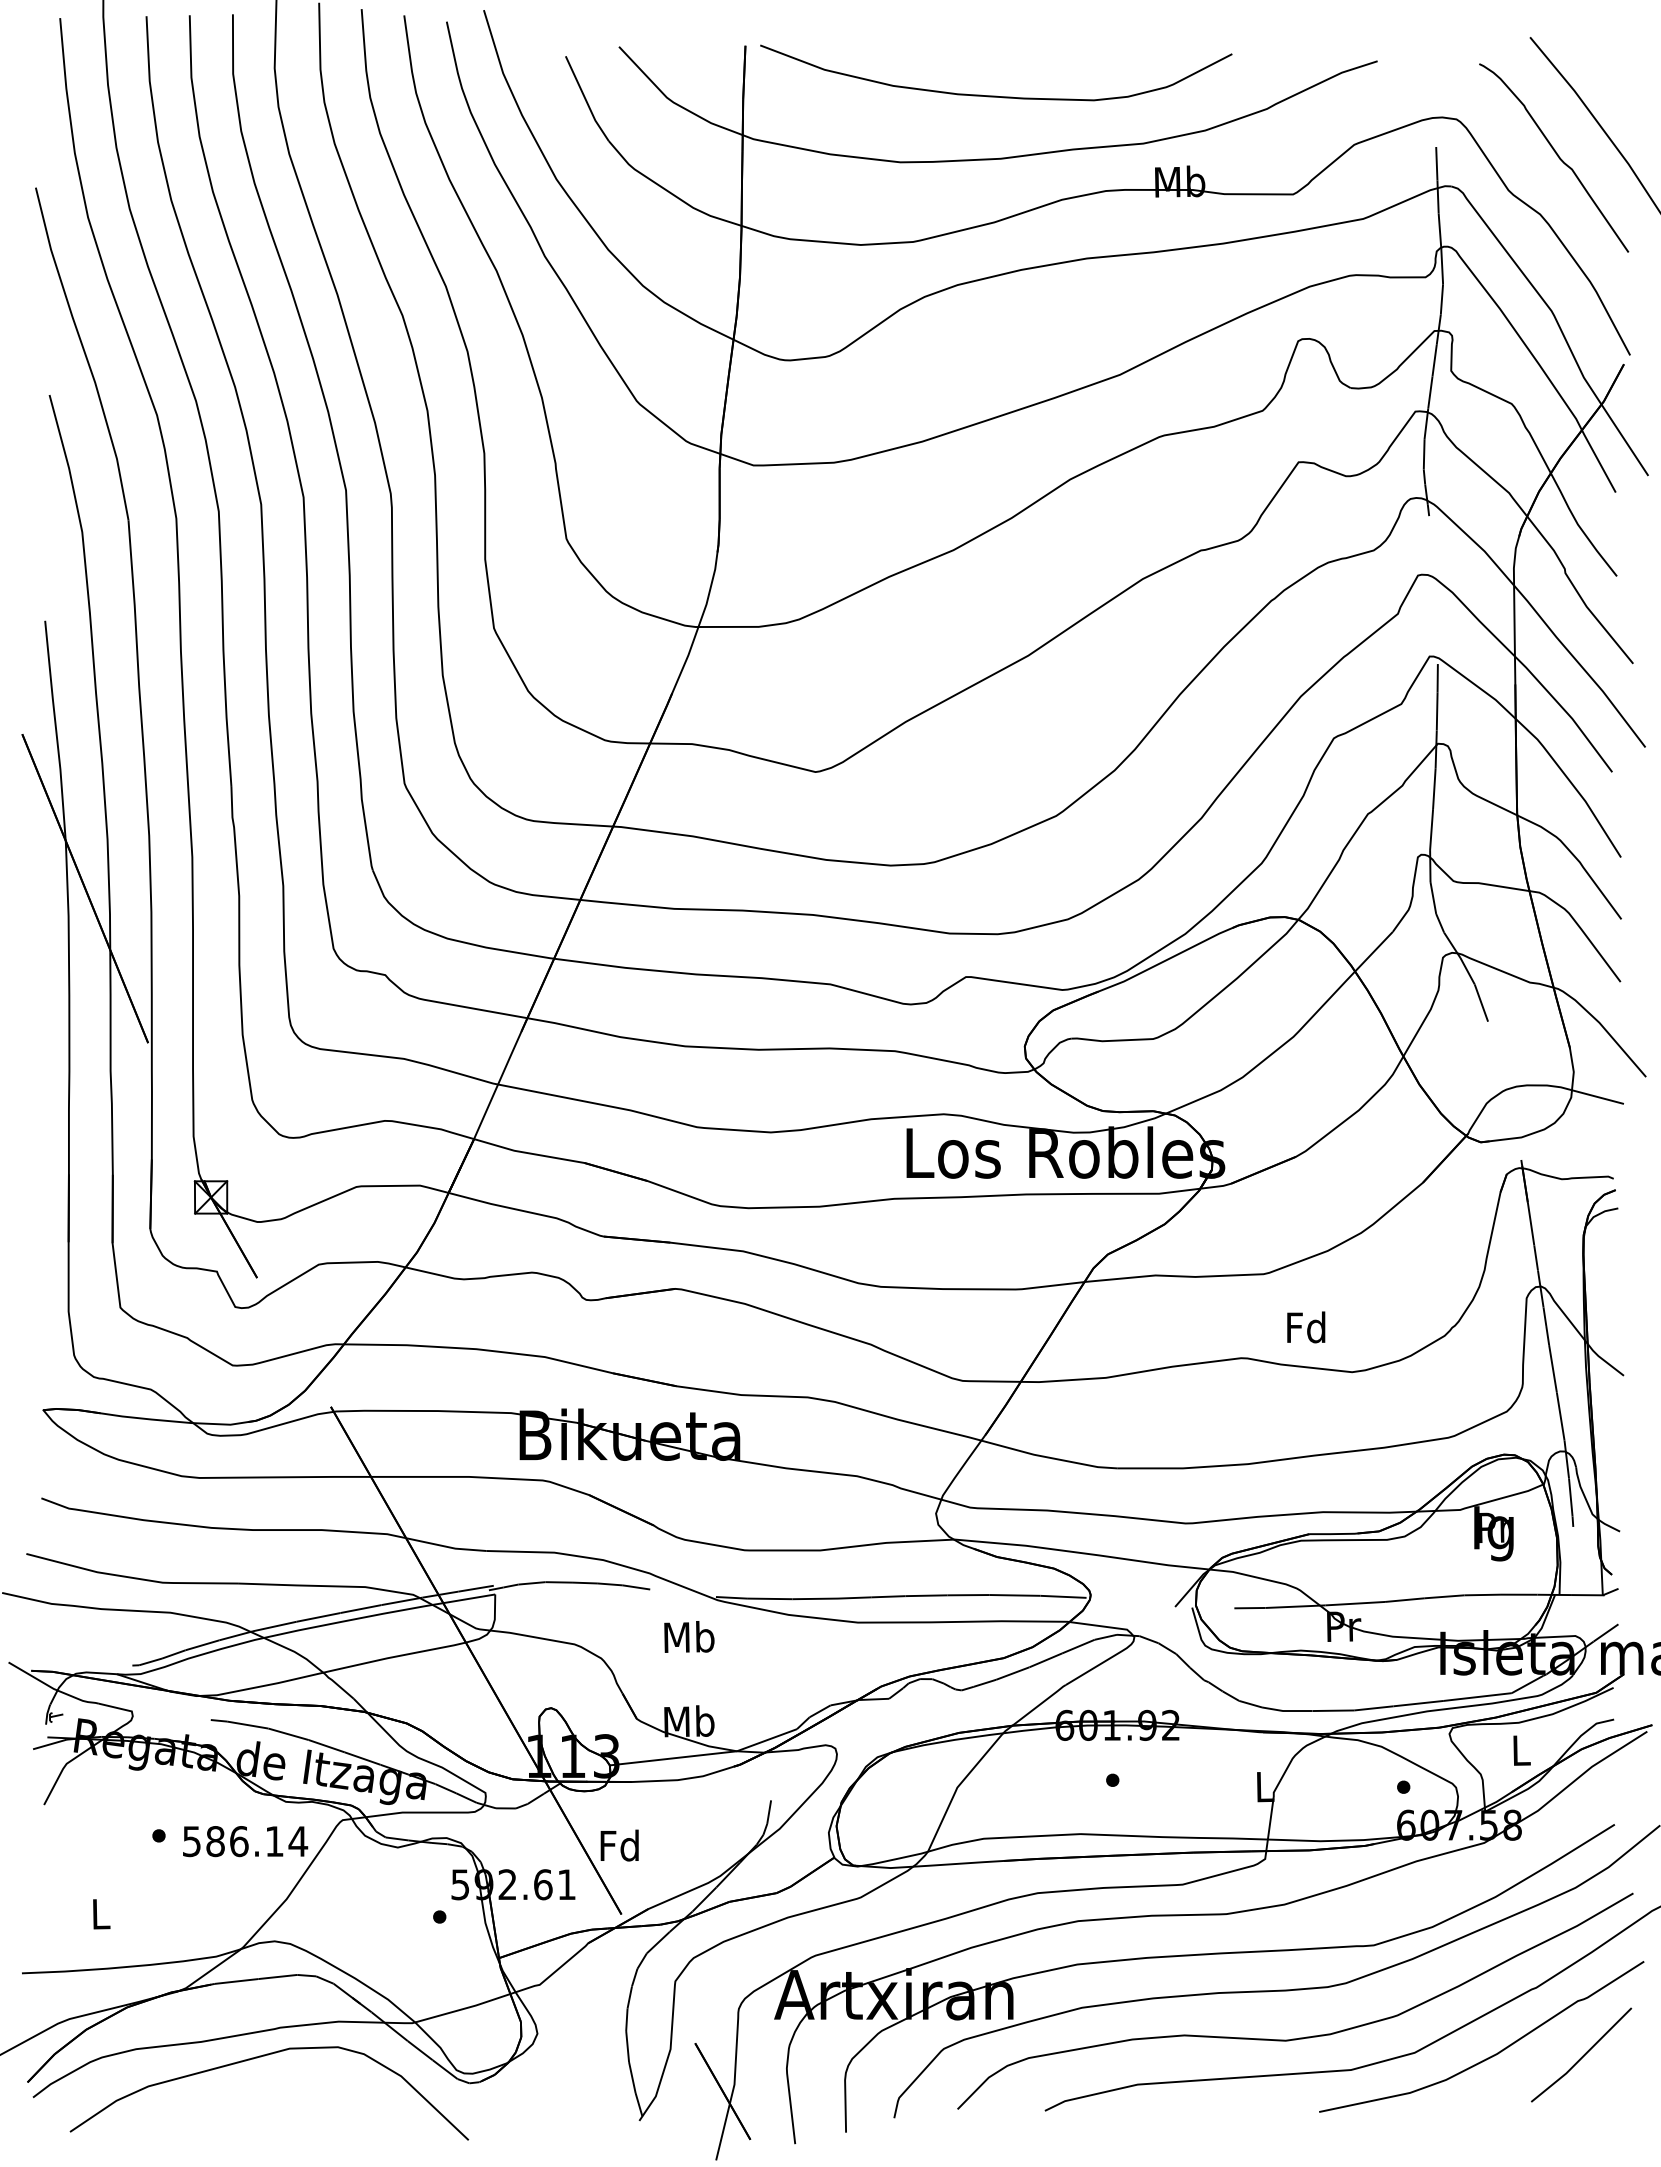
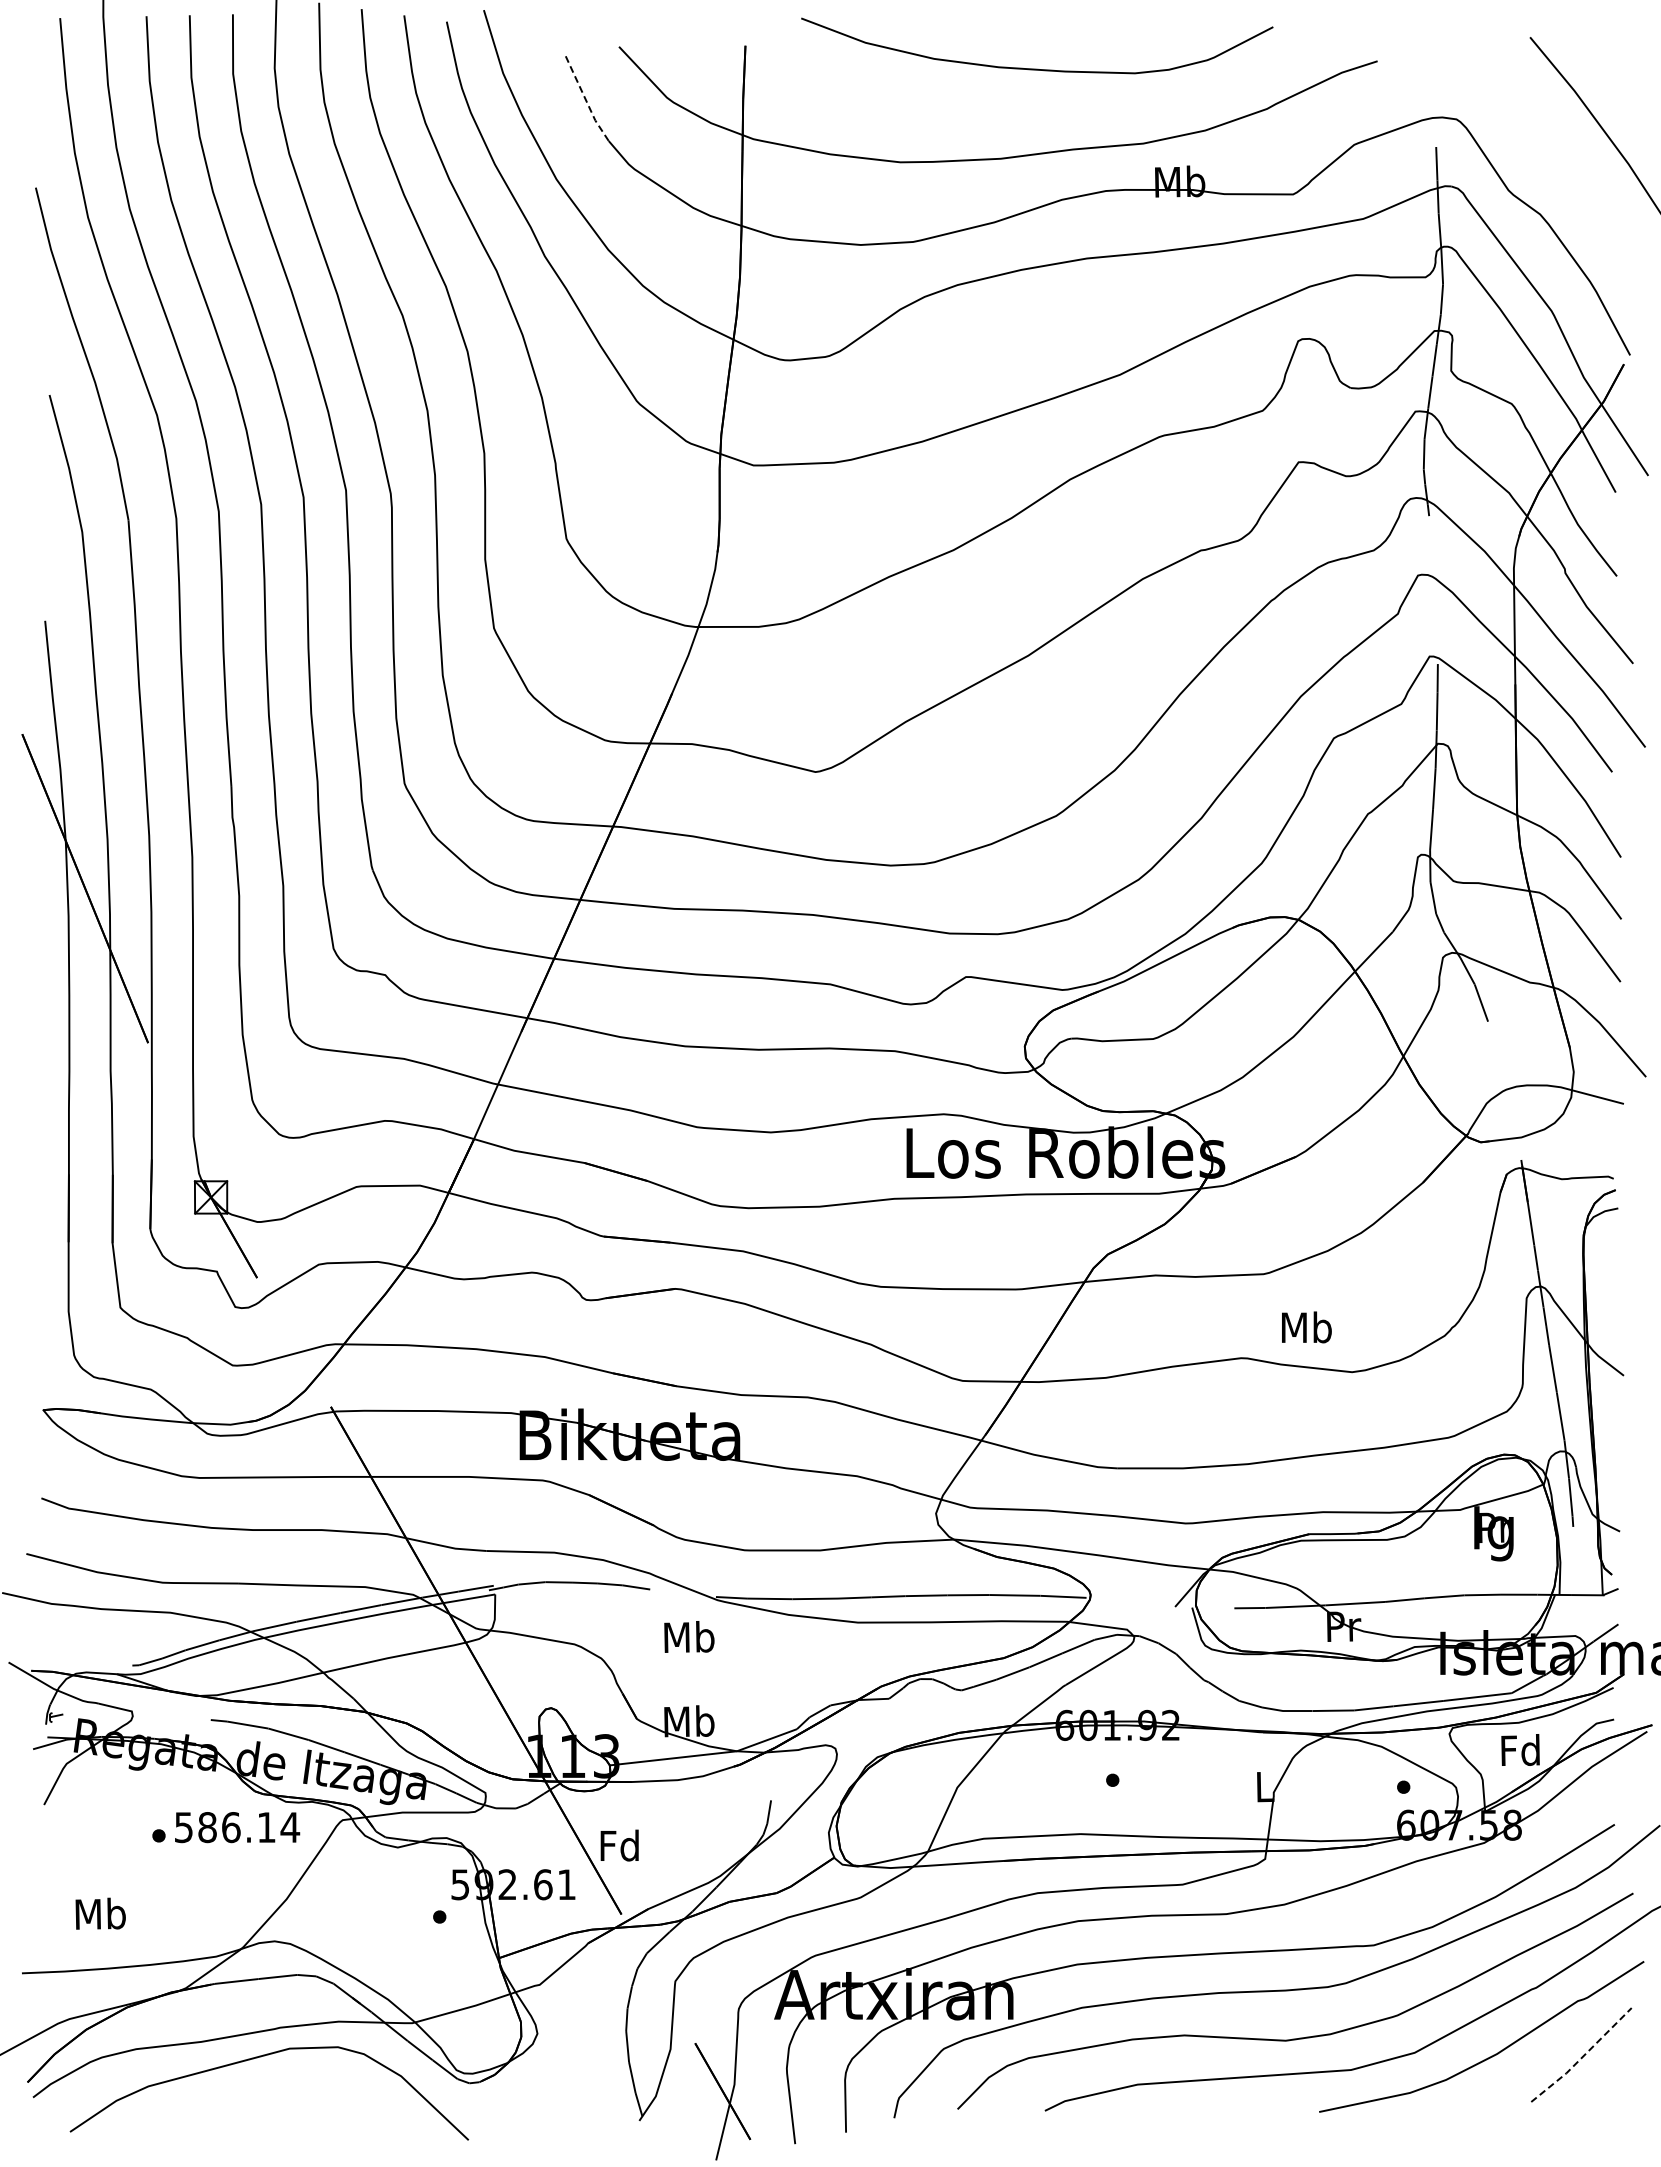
curve position: (996, 95) -> (1037, 68) (1037, 68)
line: solid -> dashed (586, 100)
curve: present -> none (1556, 155)
text: Fd -> Mb (1306, 1327)
text: L -> Fd (1520, 1749)
text position: (245, 1841) -> (237, 1827) (237, 1827)
text: L -> Mb (100, 1913)
line: solid -> dashed (1582, 2057)
